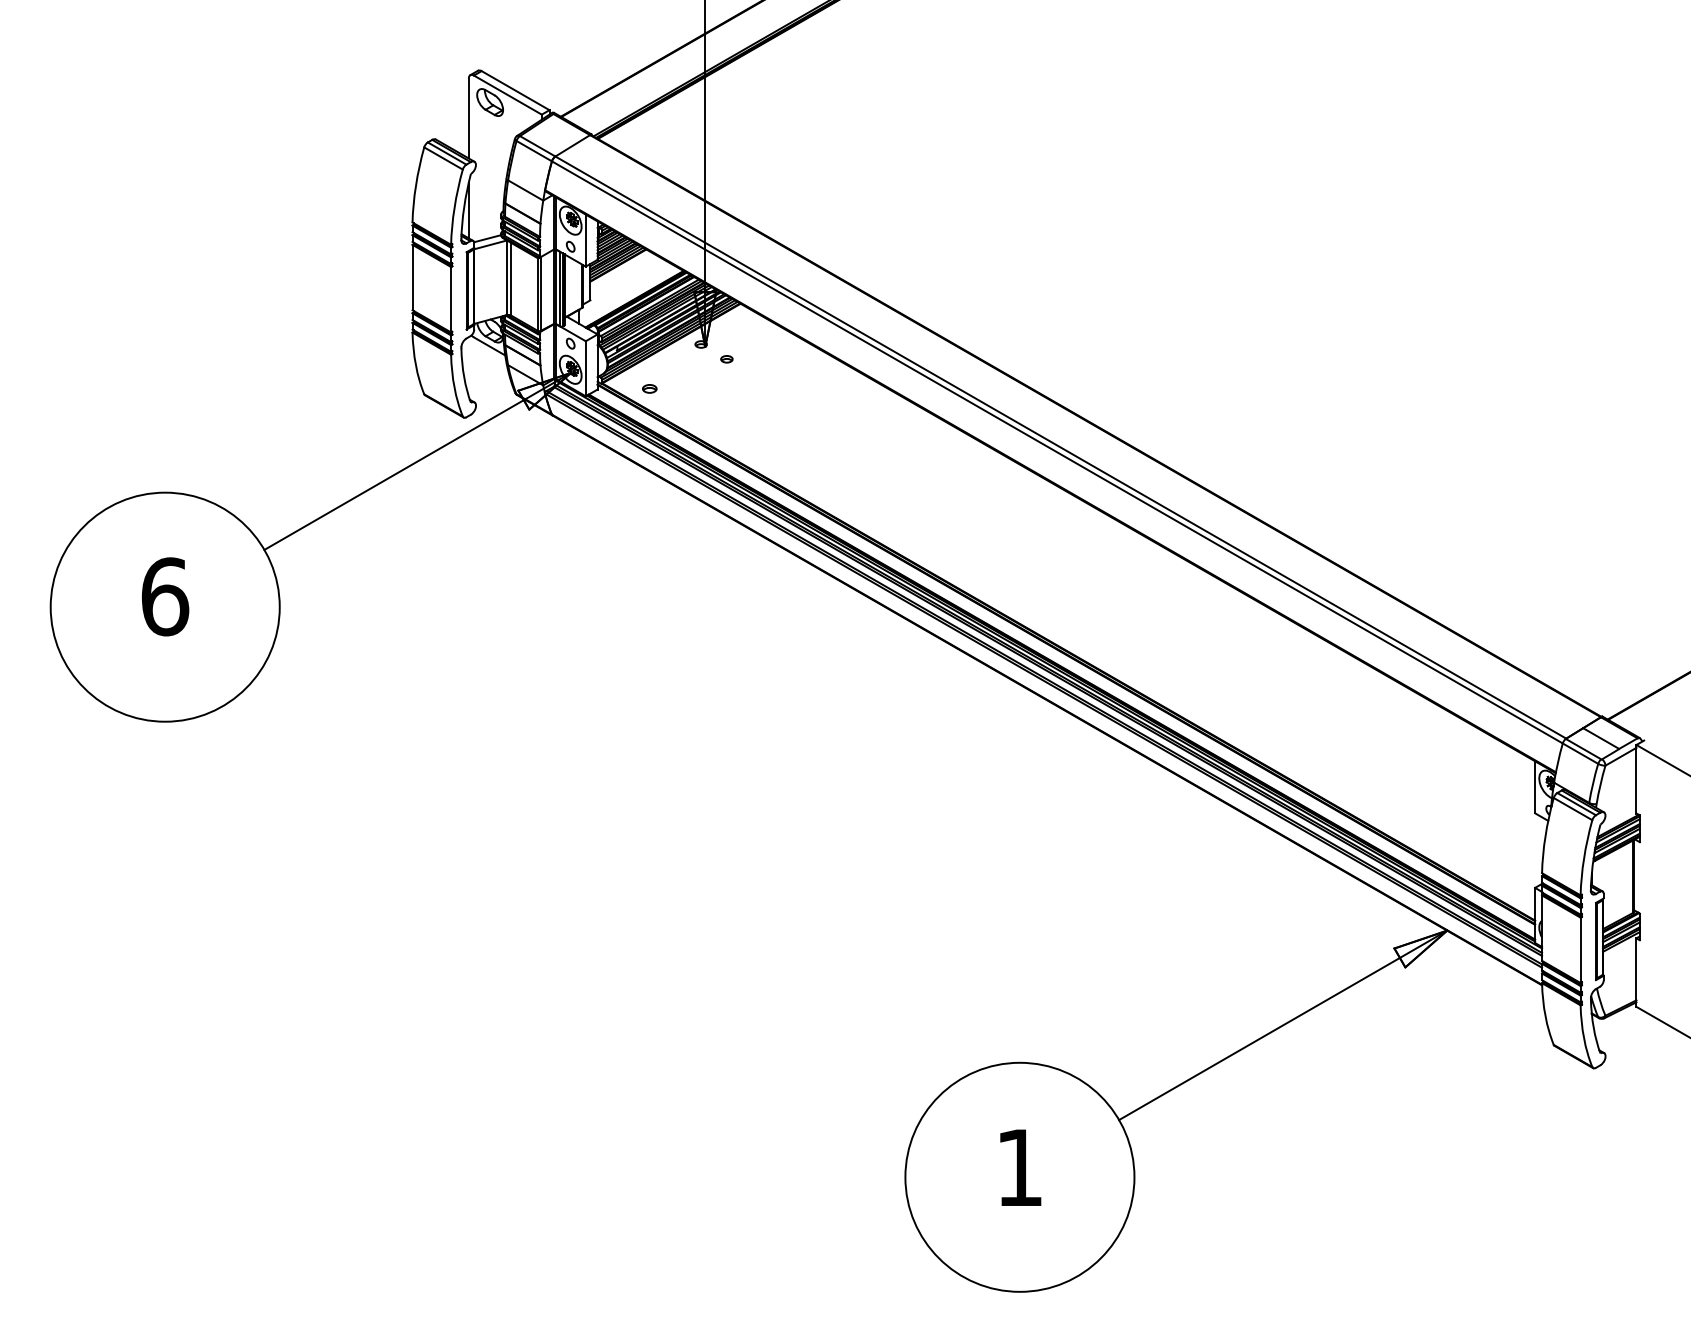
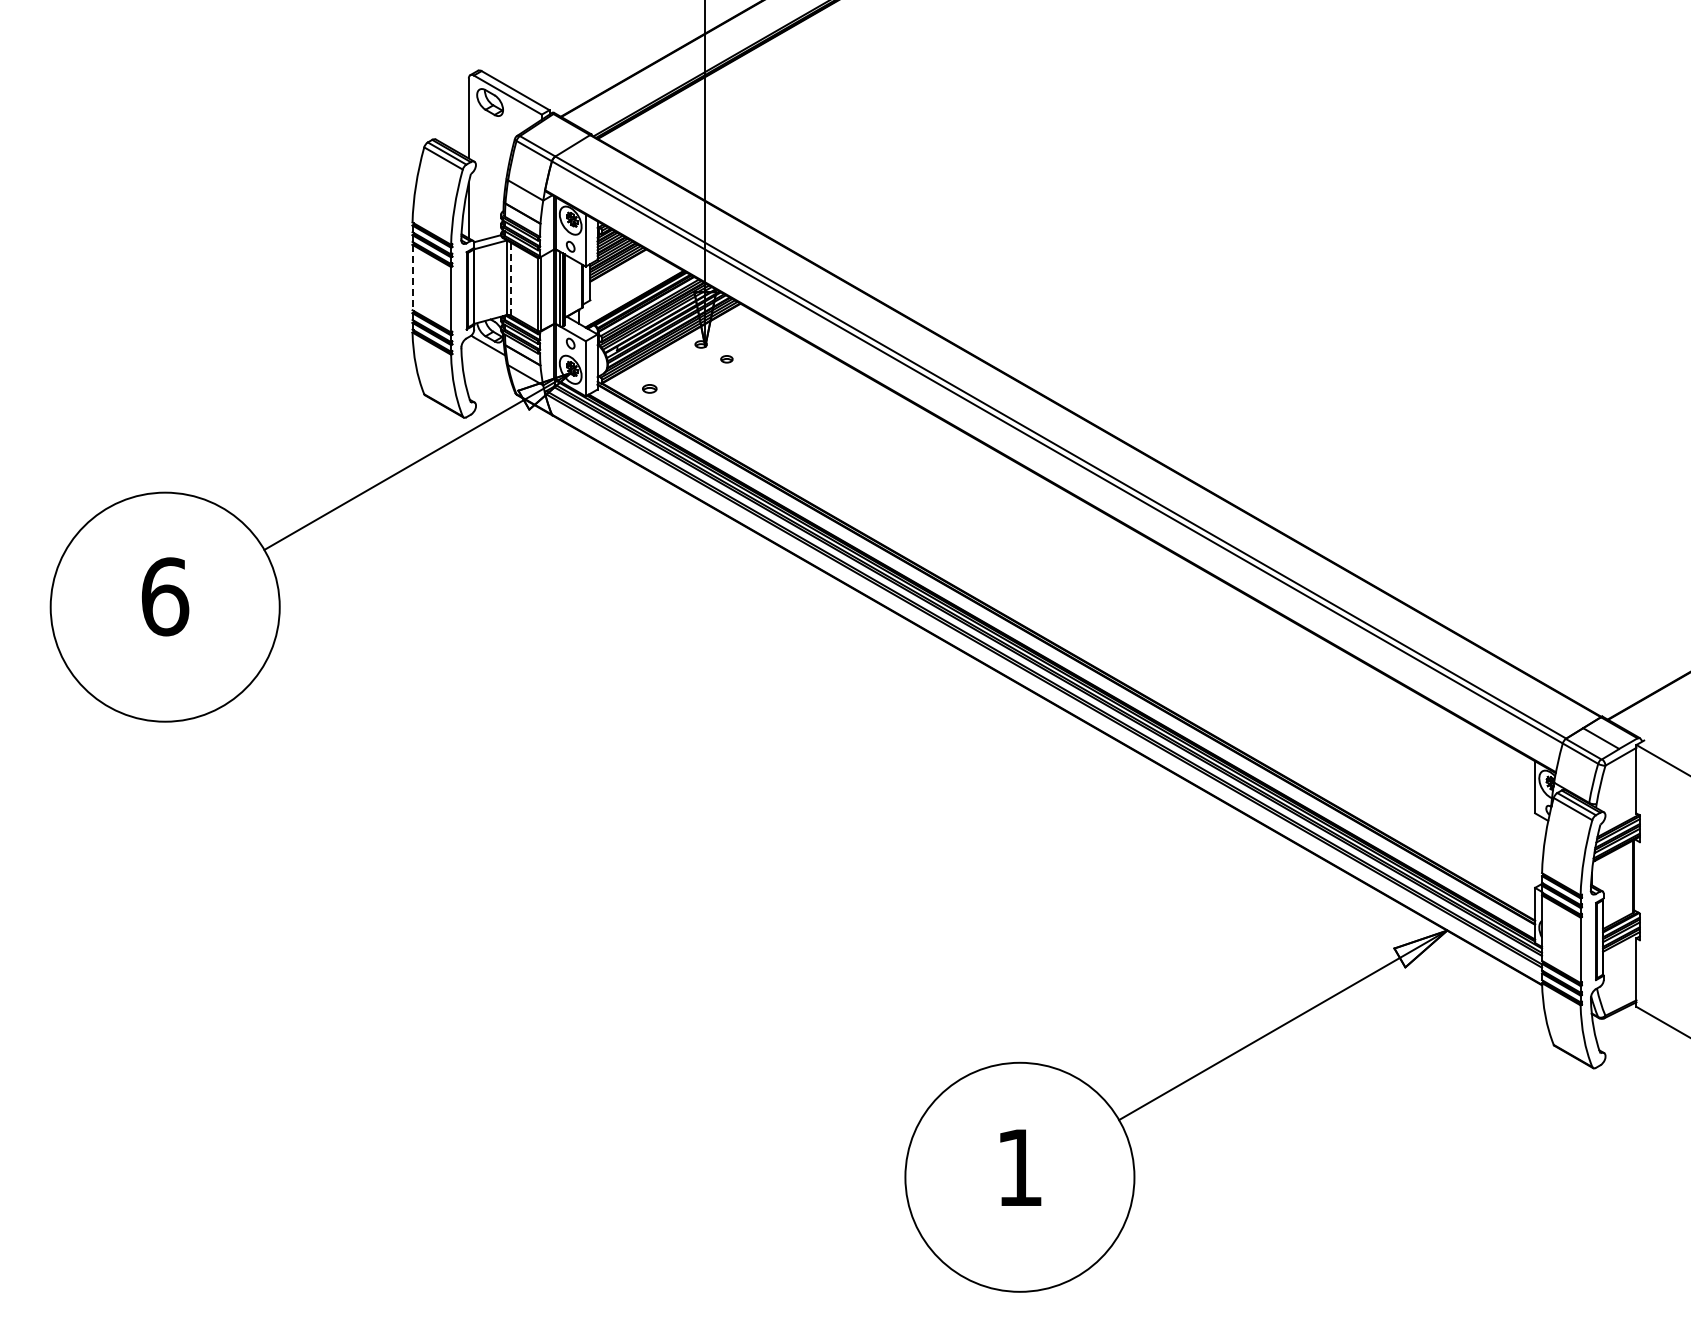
line: solid -> dashed (412, 277)
line: solid -> dashed (511, 278)
